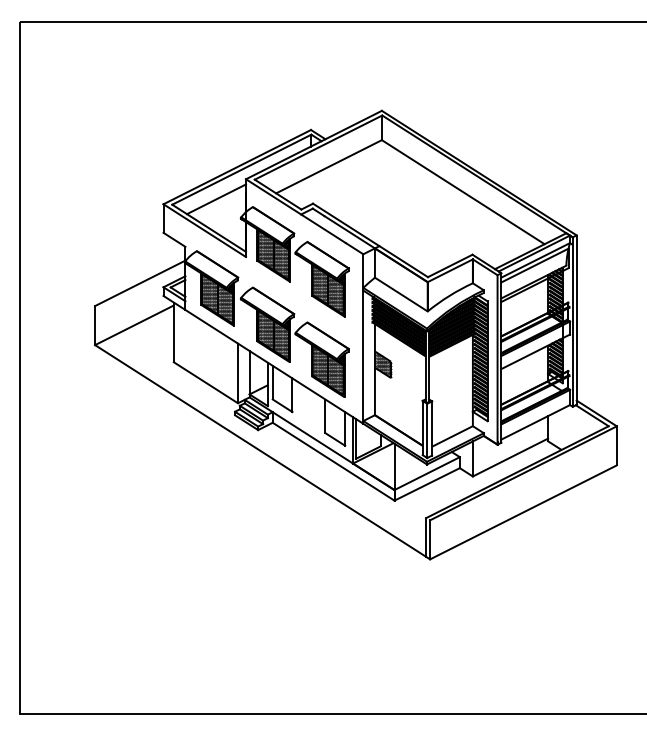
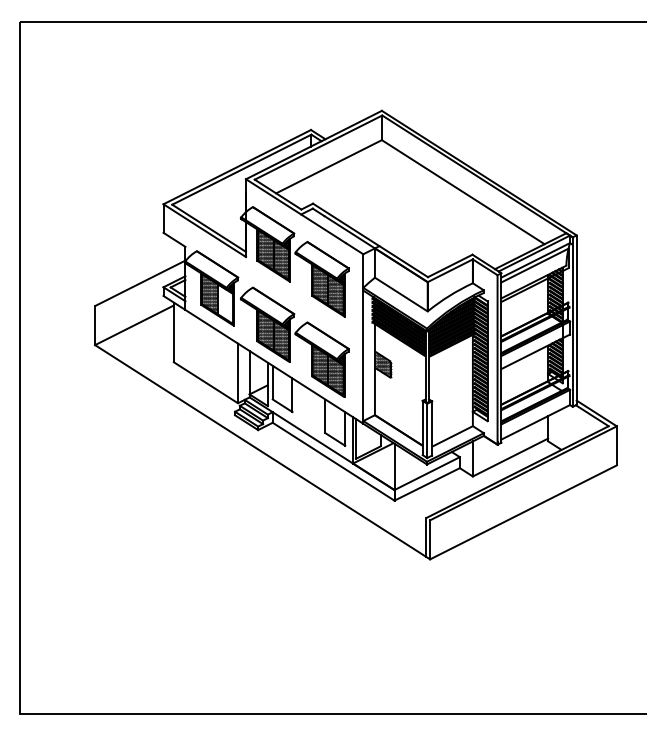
line: present -> none (216, 199)
hatch: present -> none (224, 303)
